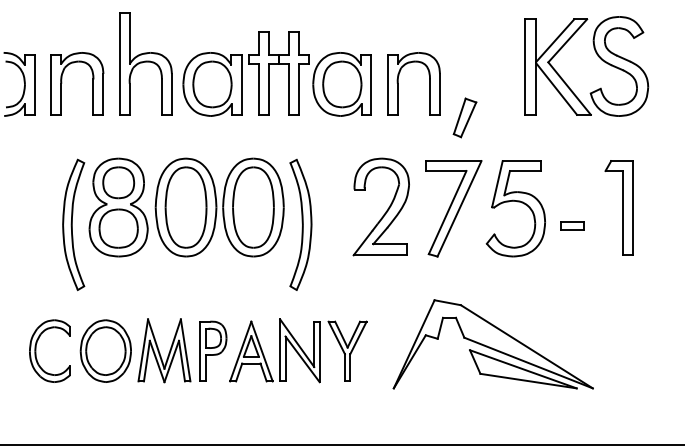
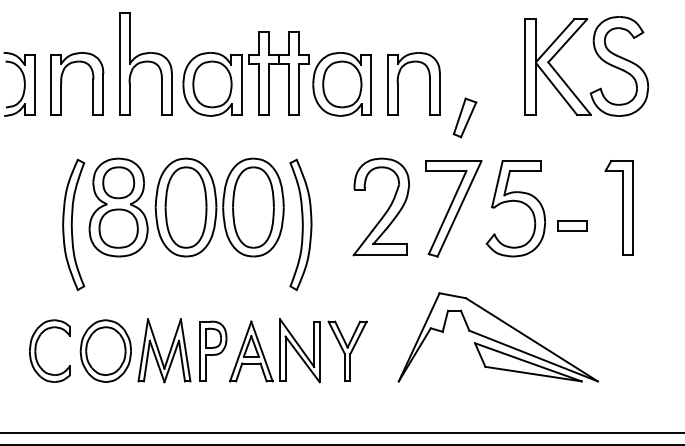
part size: 25x10 px -> 31x12 px (572, 225)
part position: (492, 344) -> (497, 337) (497, 337)
line: none -> present (341, 432)
